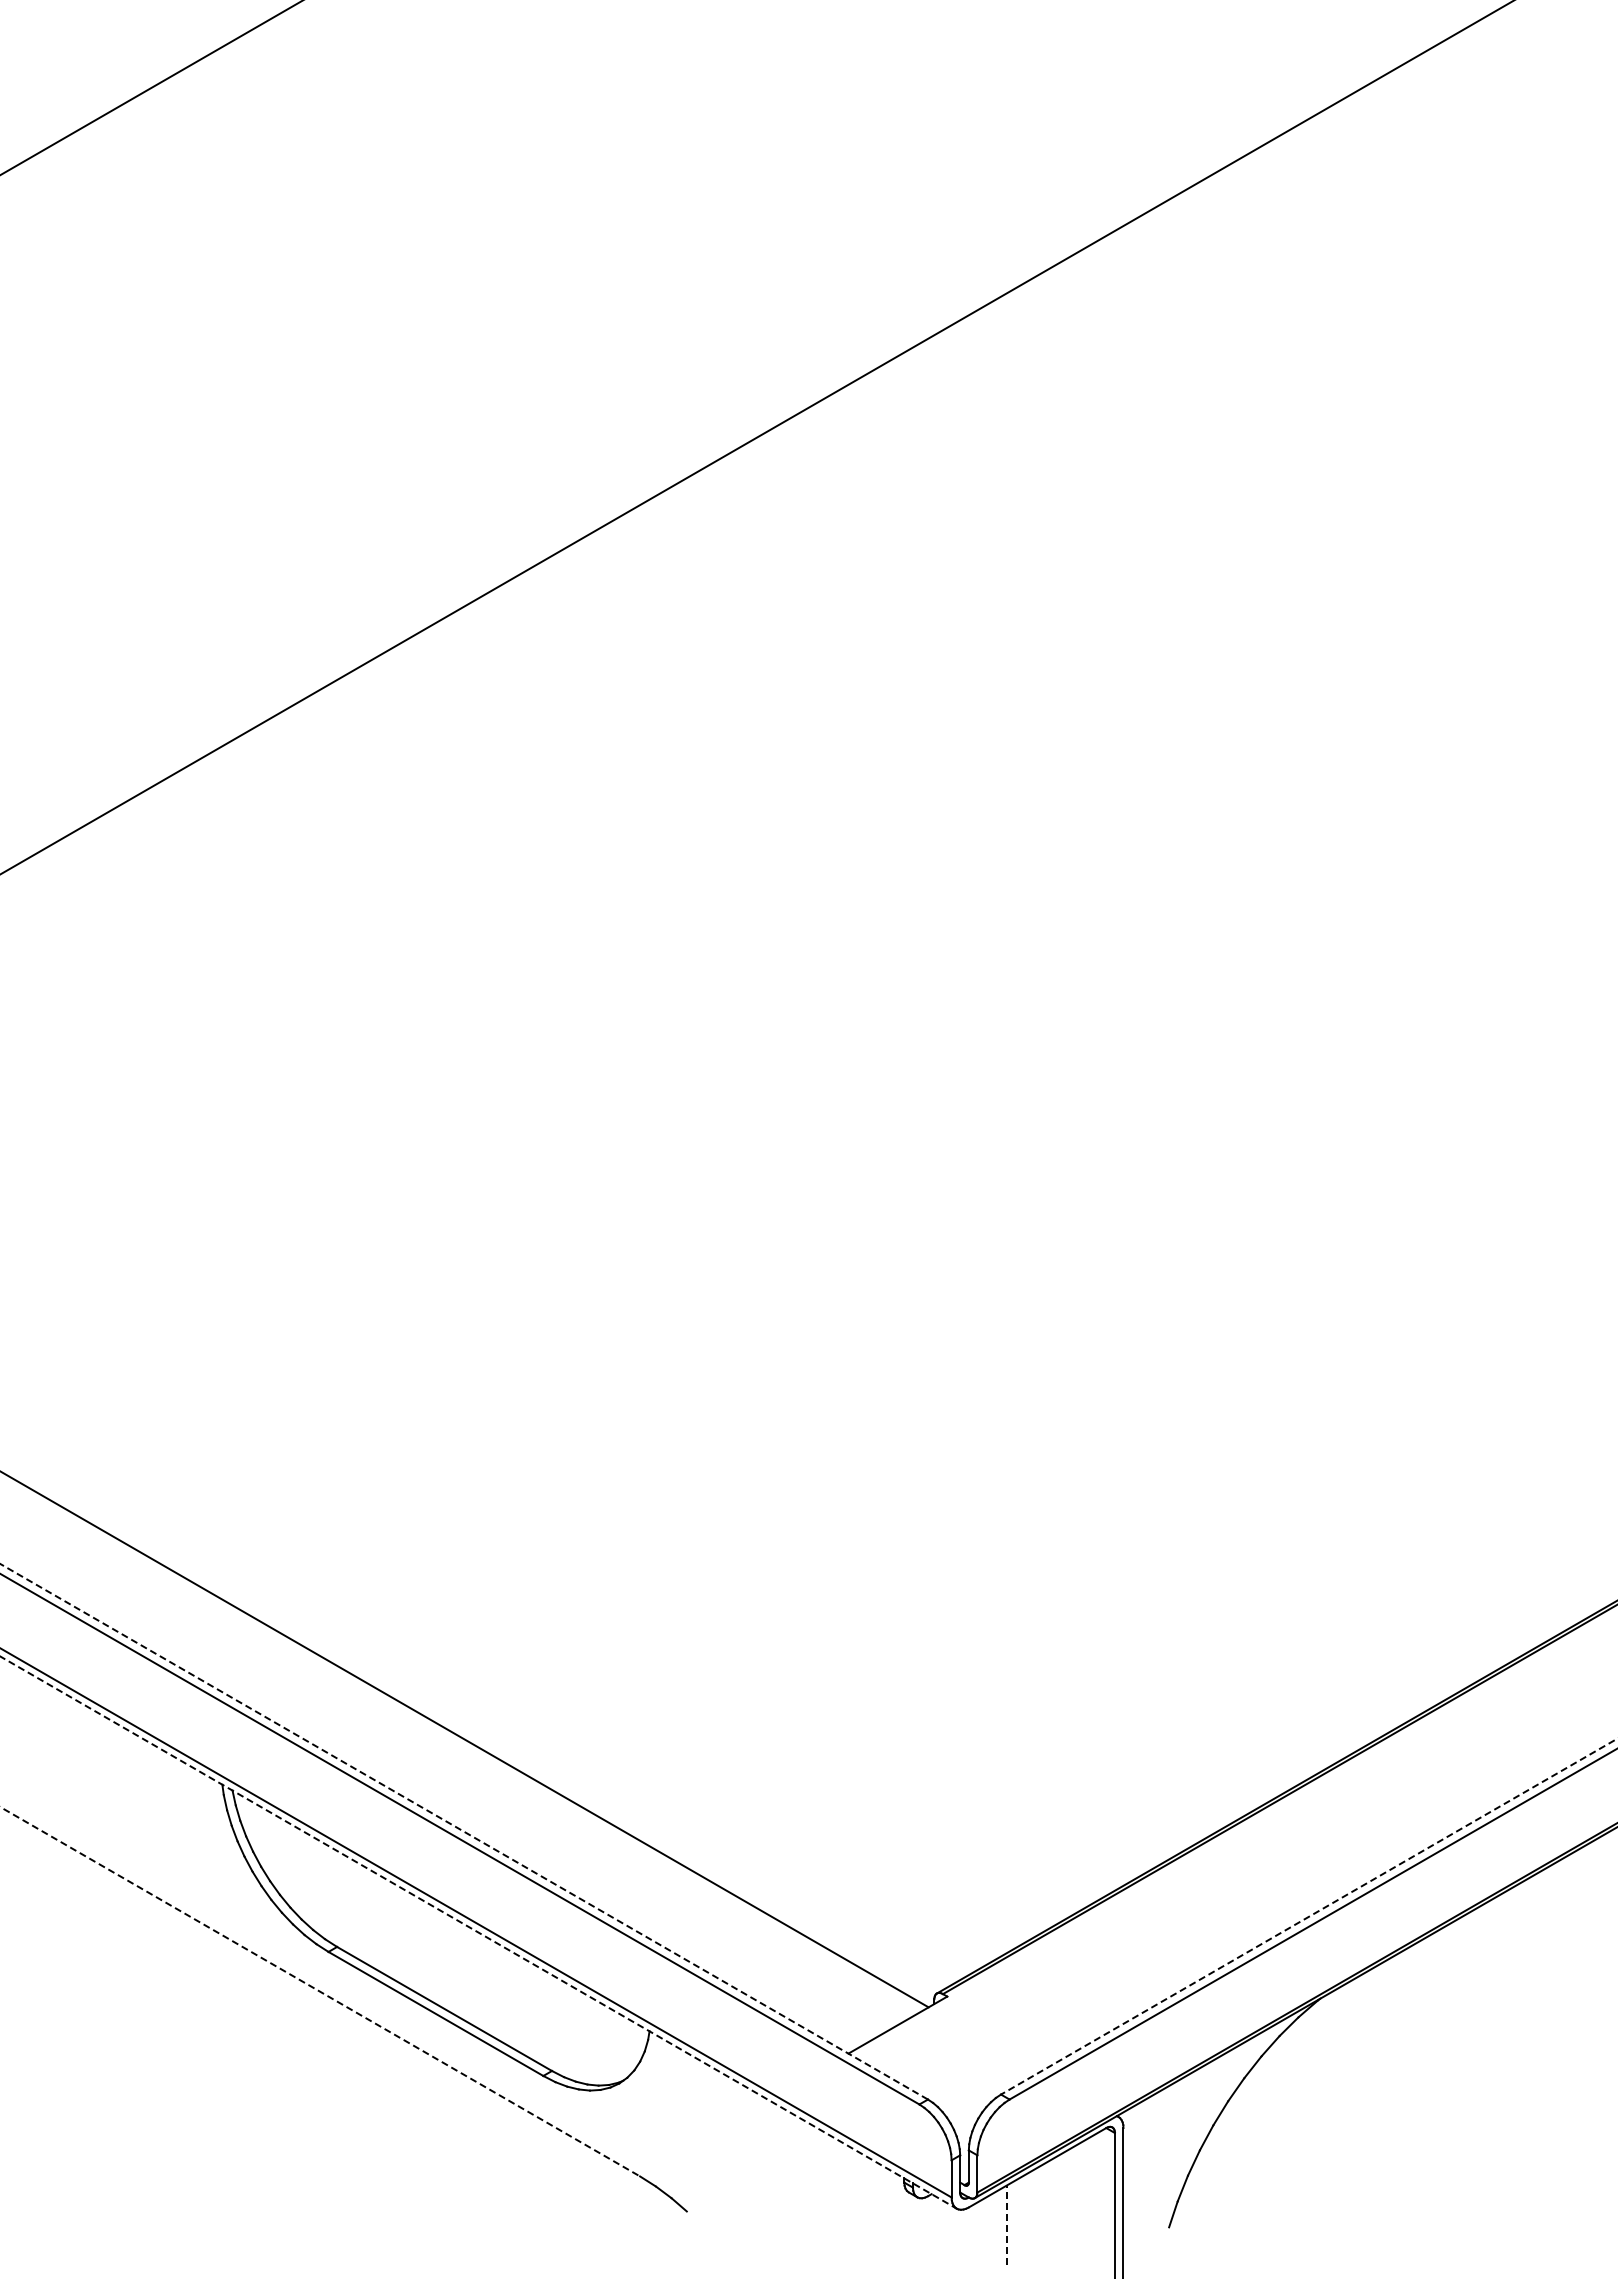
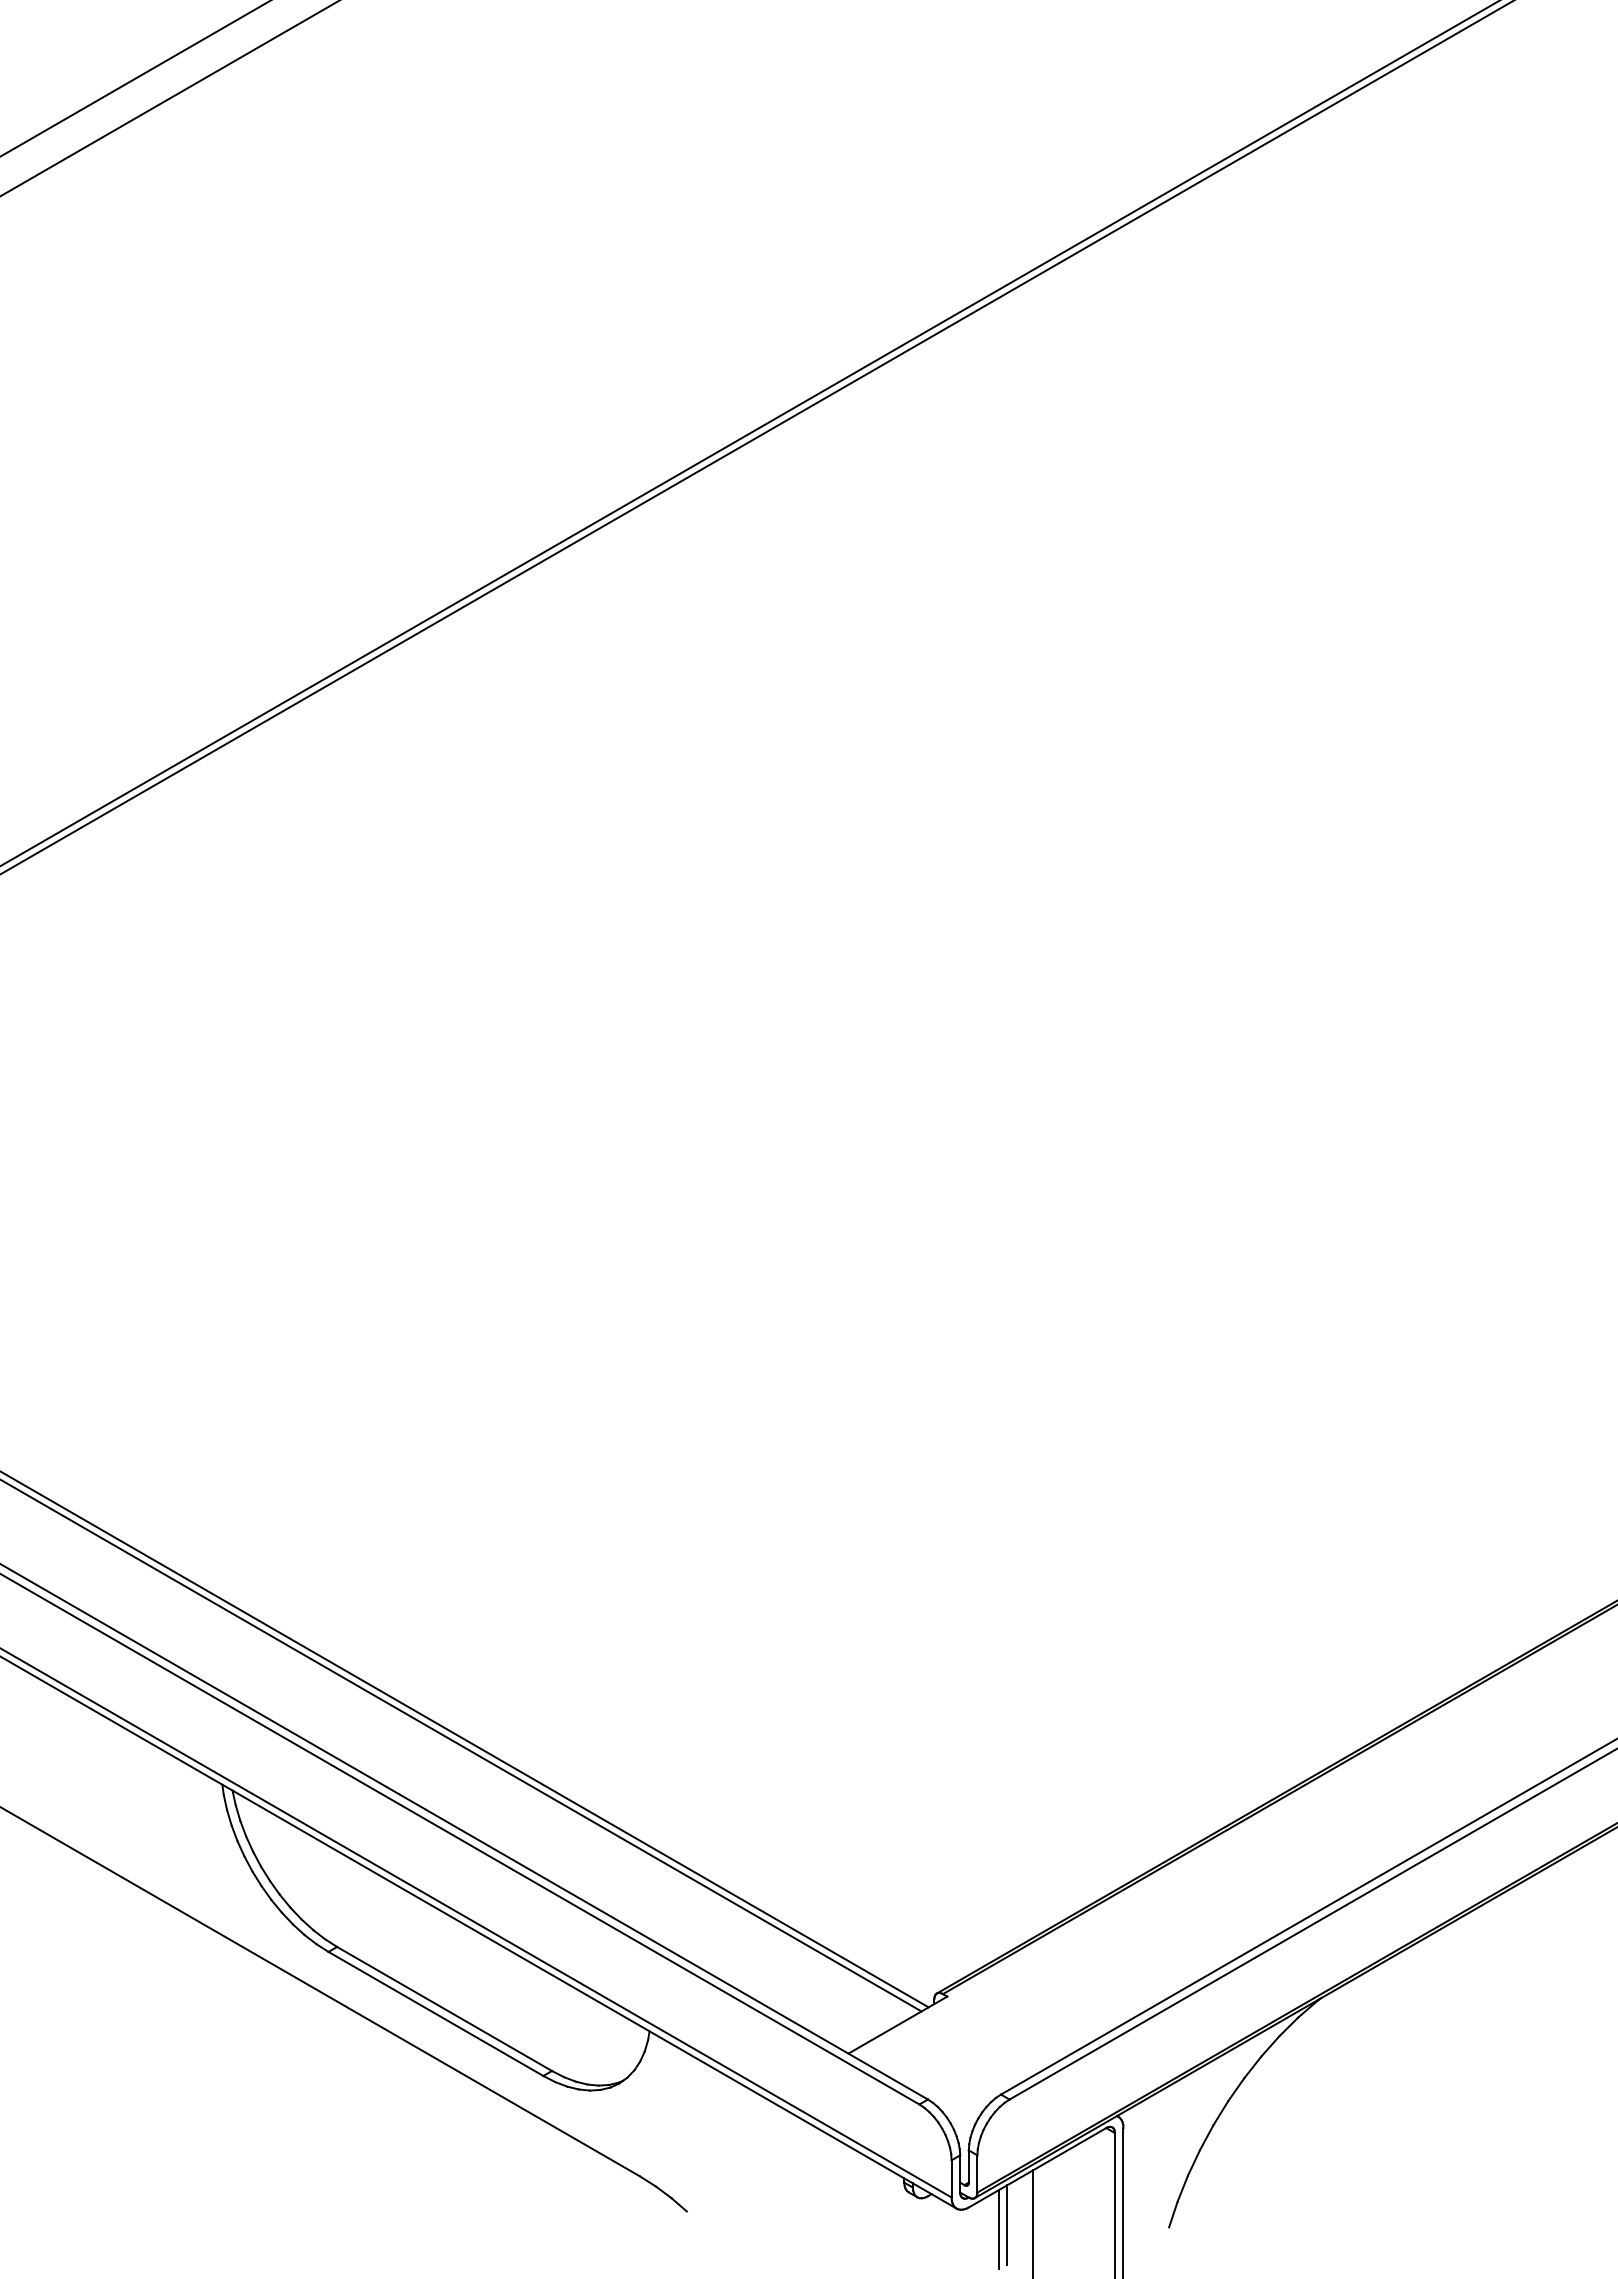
line: none -> present (135, 78)
line position: (150, 87) -> (169, 98) (169, 98)
line: none -> present (749, 433)
line: none -> present (461, 1745)
line: dashed -> solid (463, 1831)
line: dashed -> solid (1309, 1916)
line: dashed -> solid (478, 1932)
line: dashed -> solid (320, 1991)
line: none -> present (1033, 2222)
line: dashed -> solid (1007, 2224)
line: none -> present (998, 2229)
